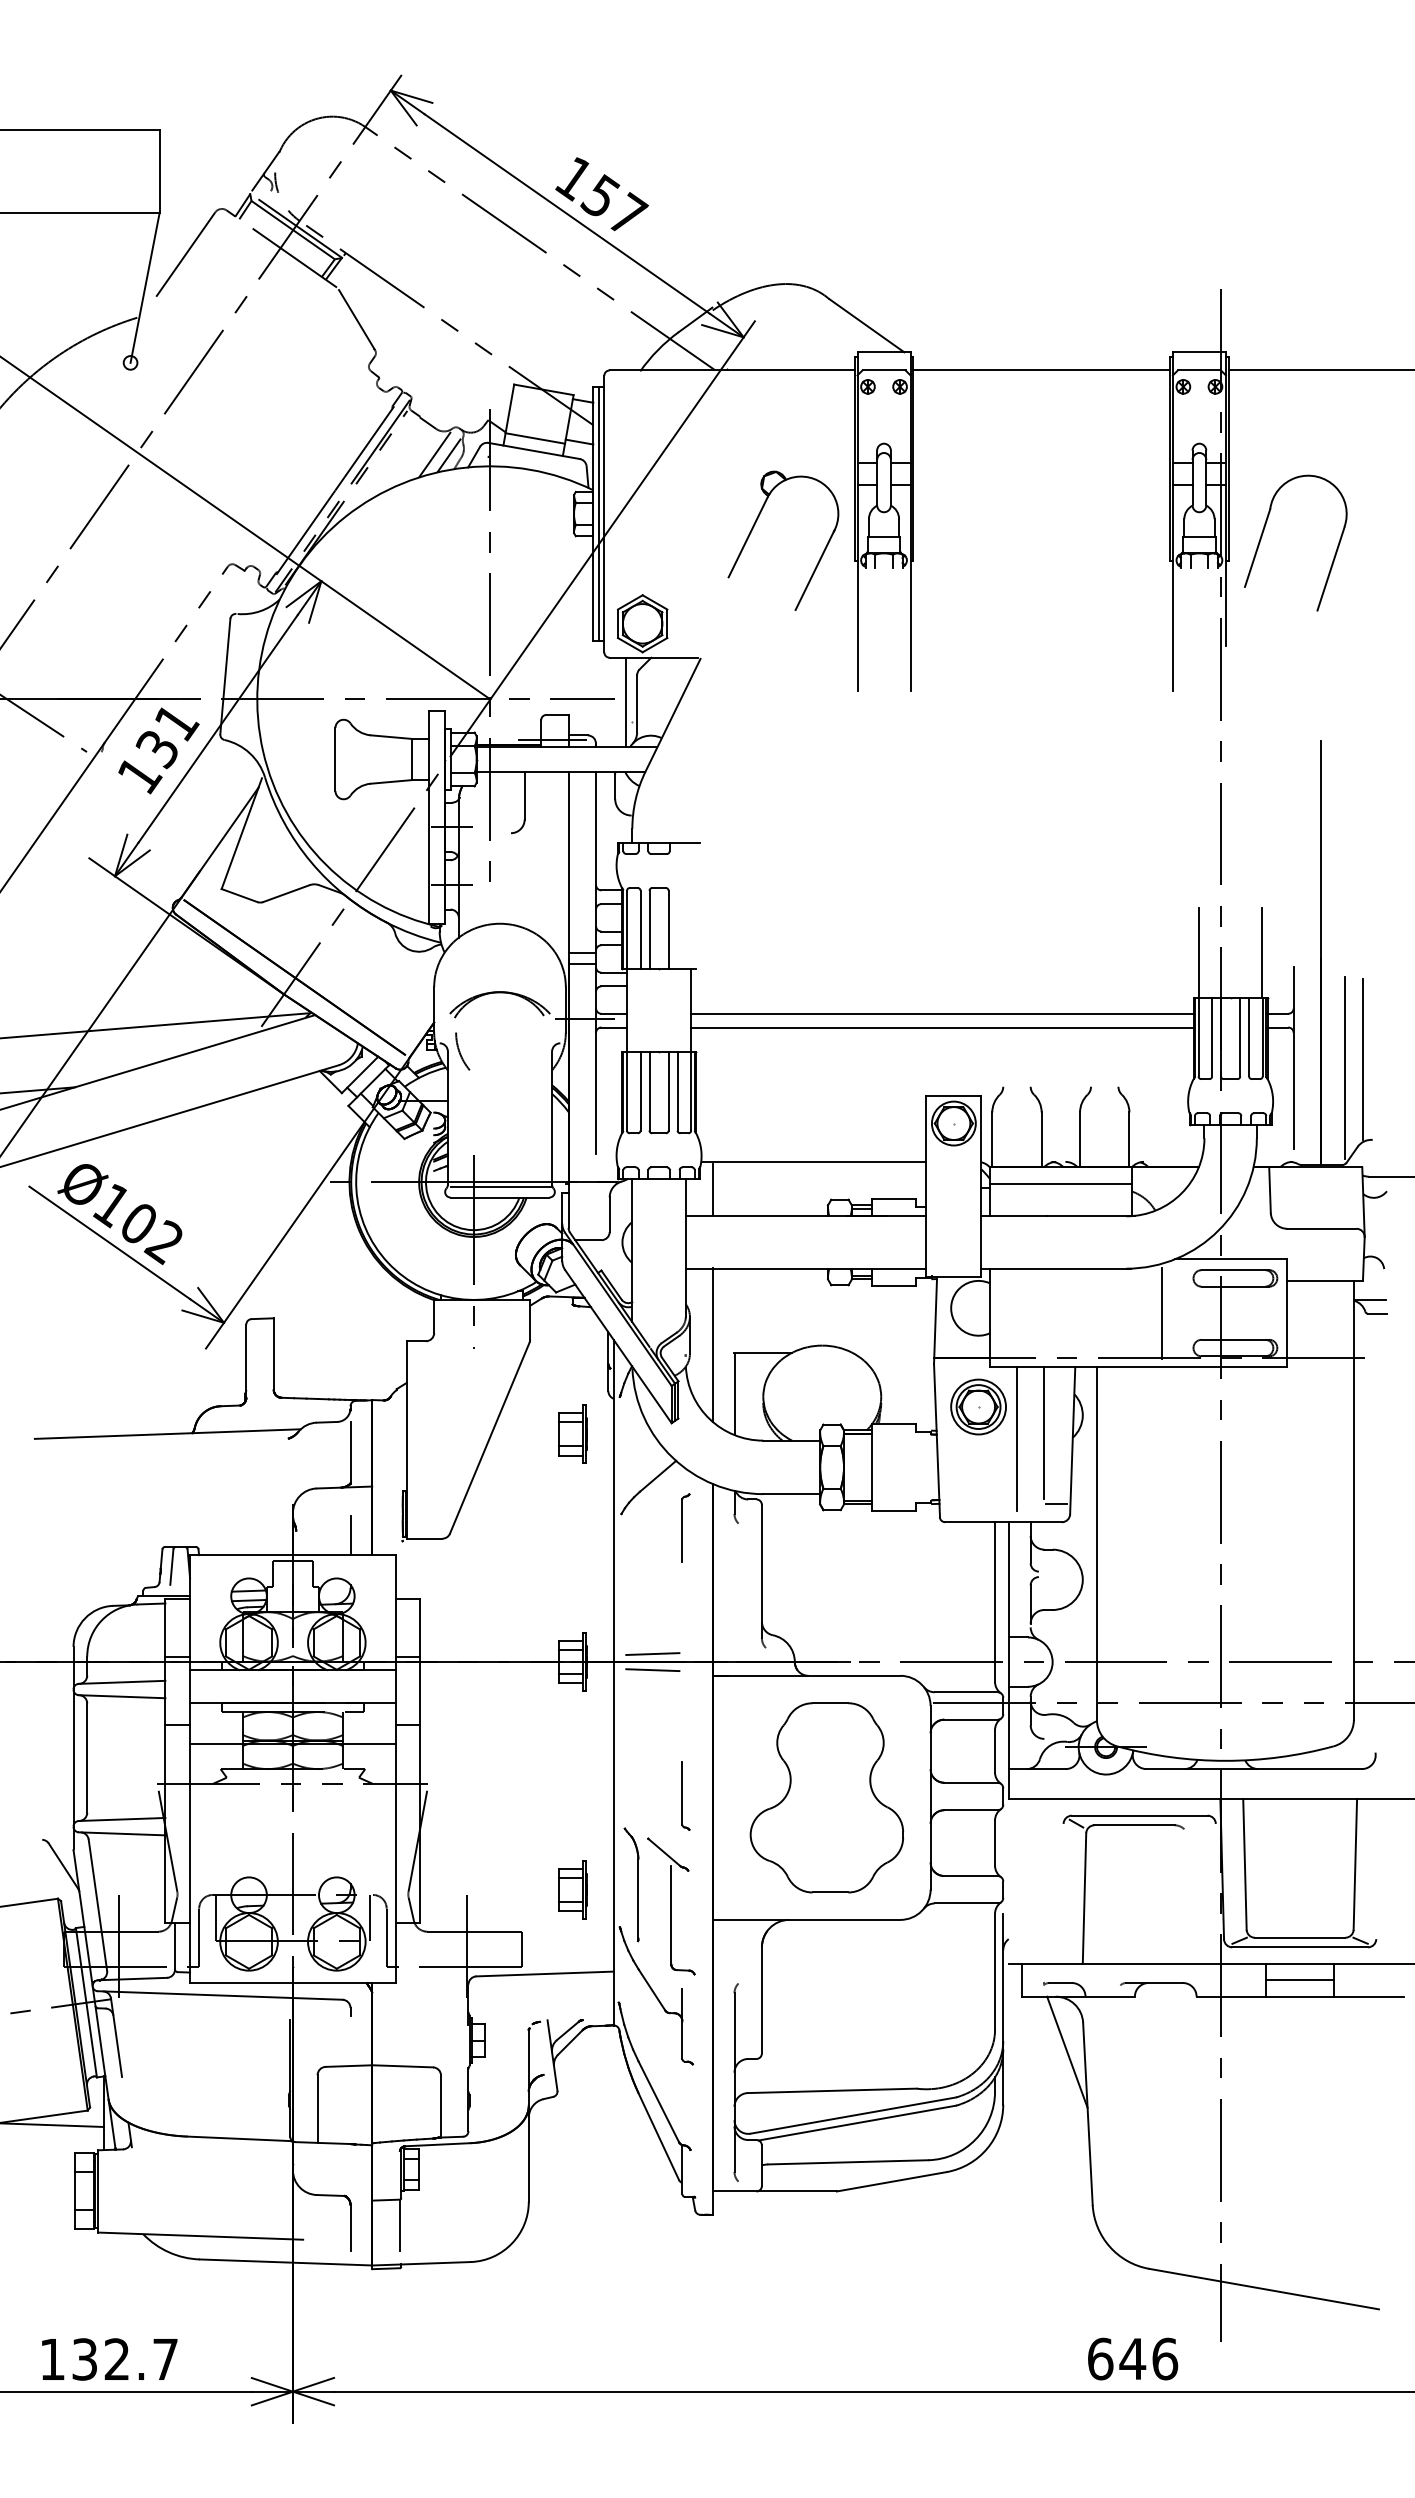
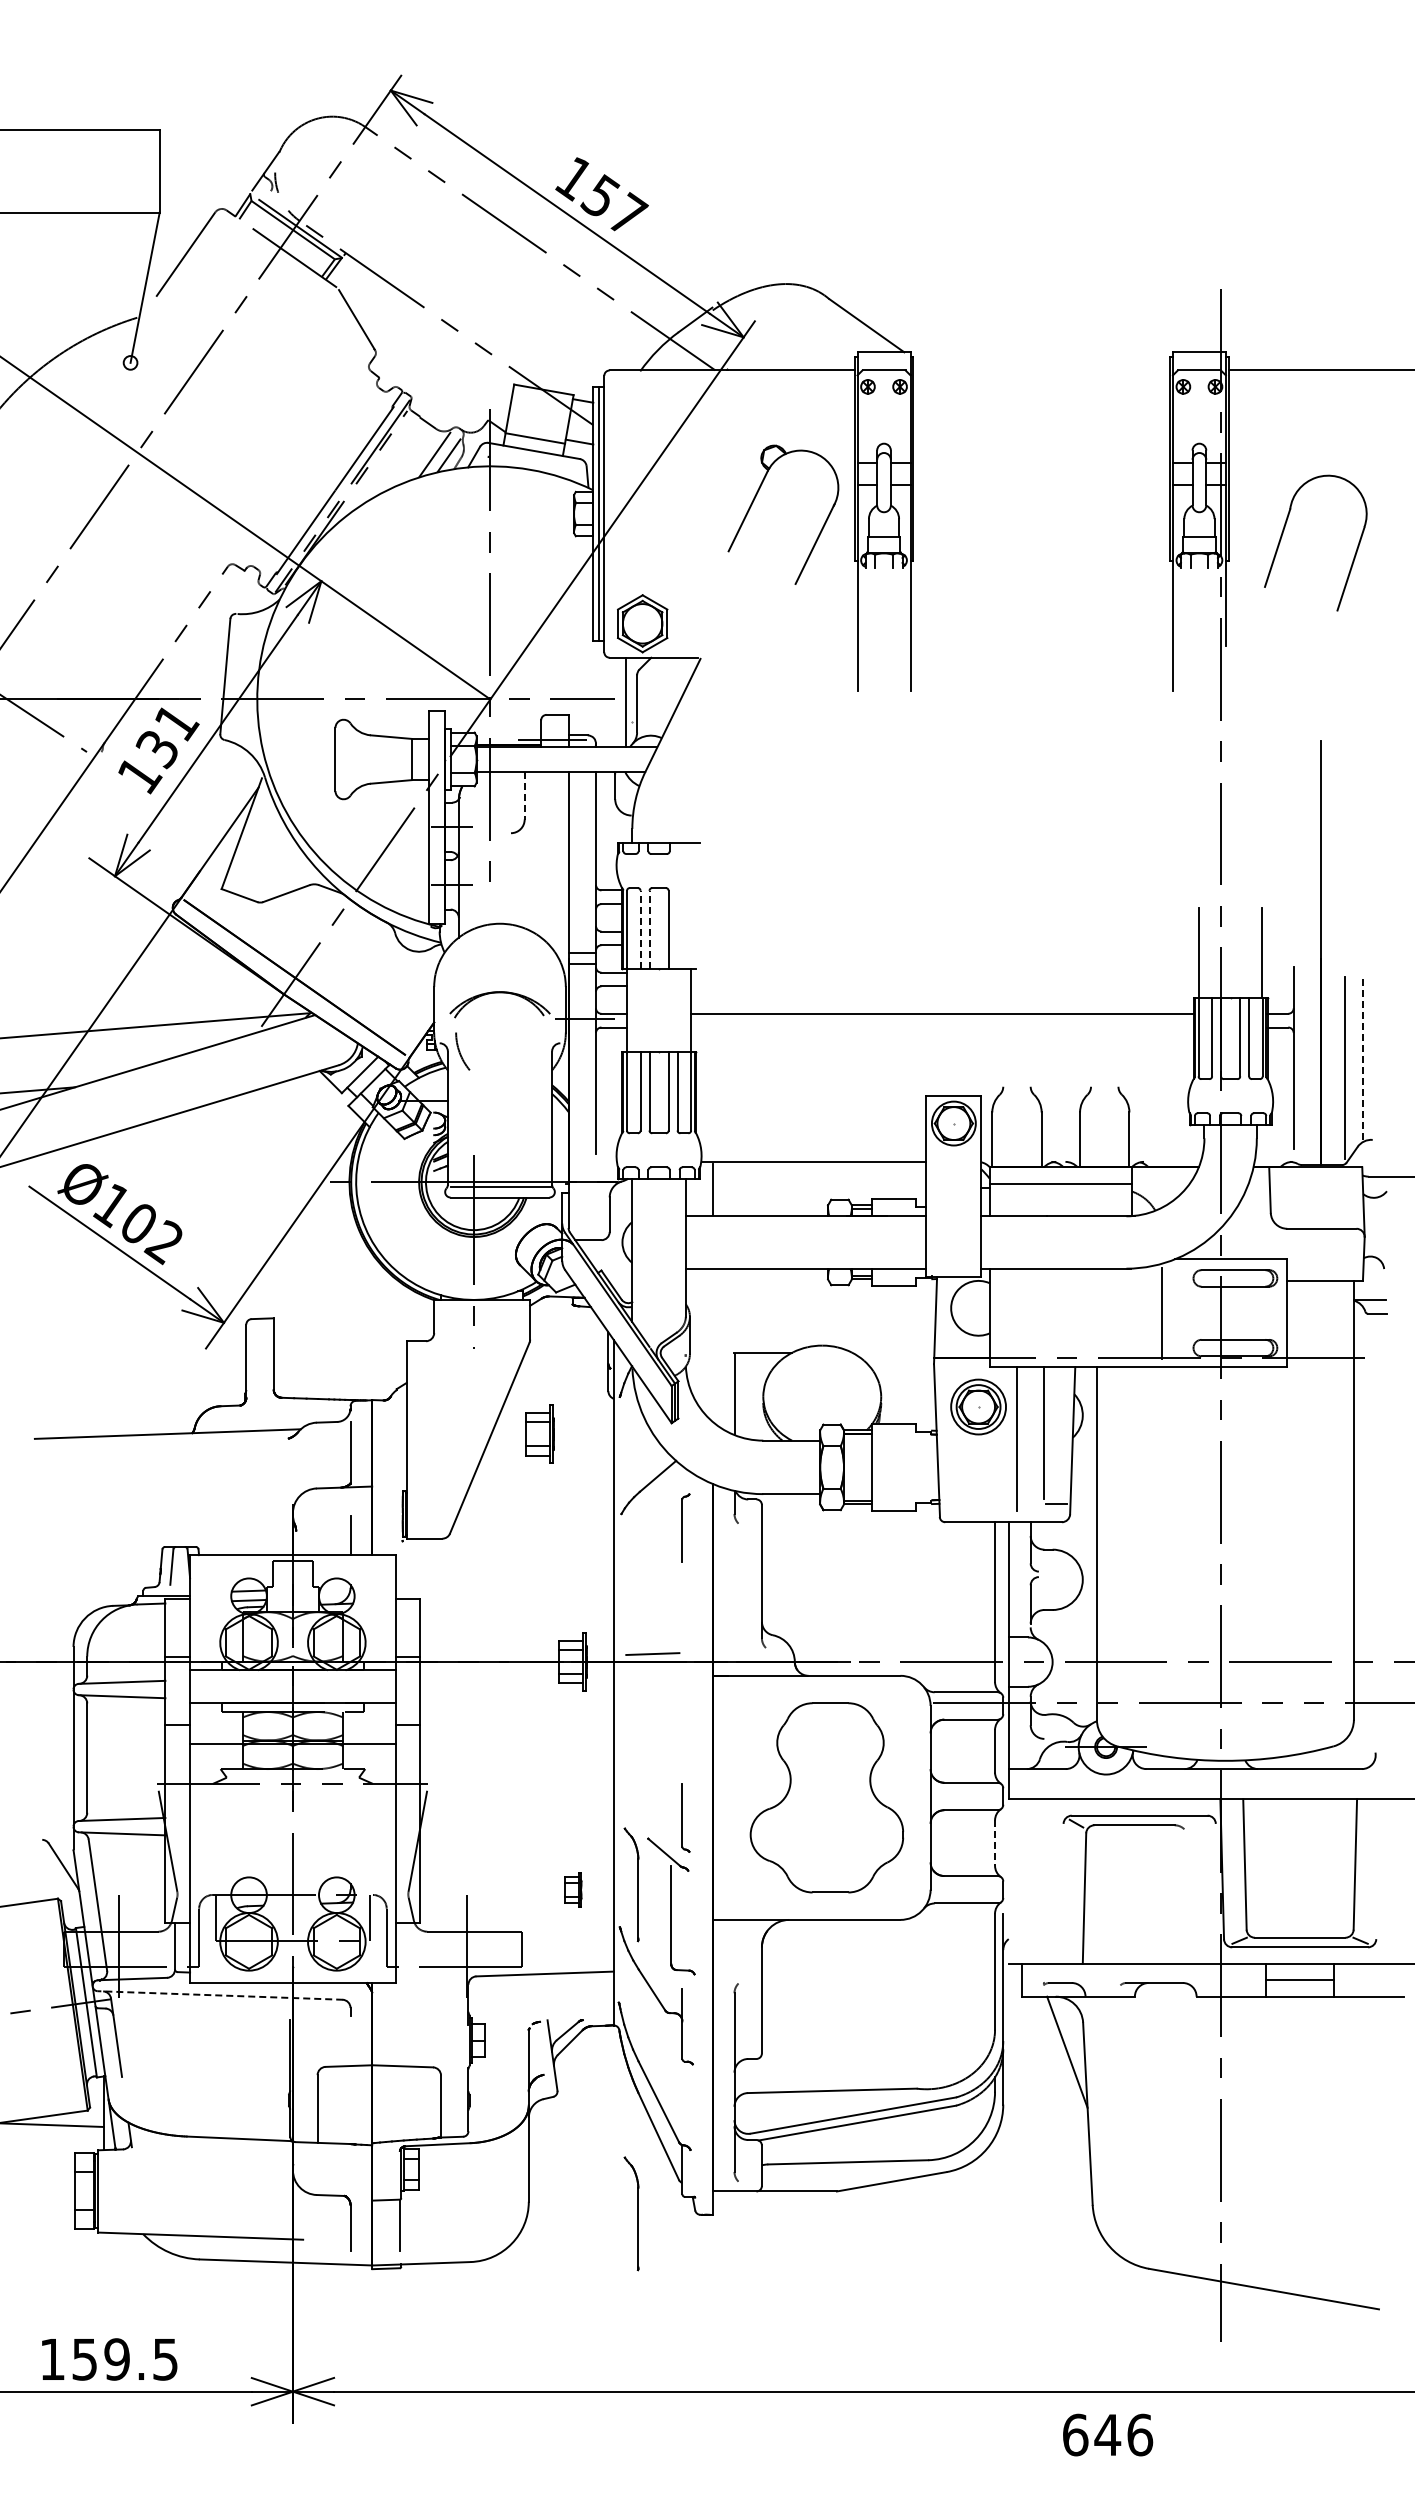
line: present -> none (1041, 370)
part position: (754, 526) -> (754, 500) (754, 500)
part position: (1264, 530) -> (1284, 530) (1284, 530)
line: solid -> dashed (524, 795)
line: solid -> dashed (640, 929)
line: solid -> dashed (649, 929)
line: present -> none (941, 1027)
line: solid -> dashed (1362, 1059)
line: present -> none (712, 1344)
part position: (572, 1433) -> (539, 1433) (539, 1433)
line: present -> none (652, 1670)
part position: (685, 1795) -> (685, 1817) (685, 1817)
line: solid -> dashed (995, 1843)
part size: 30x60 px -> 19x36 px (573, 1889)
line: solid -> dashed (220, 1995)
part: none -> present (631, 2213)
text position: (1133, 2358) -> (1108, 2434) (1108, 2434)
text: 132.7 -> 159.5 (125, 2359)
